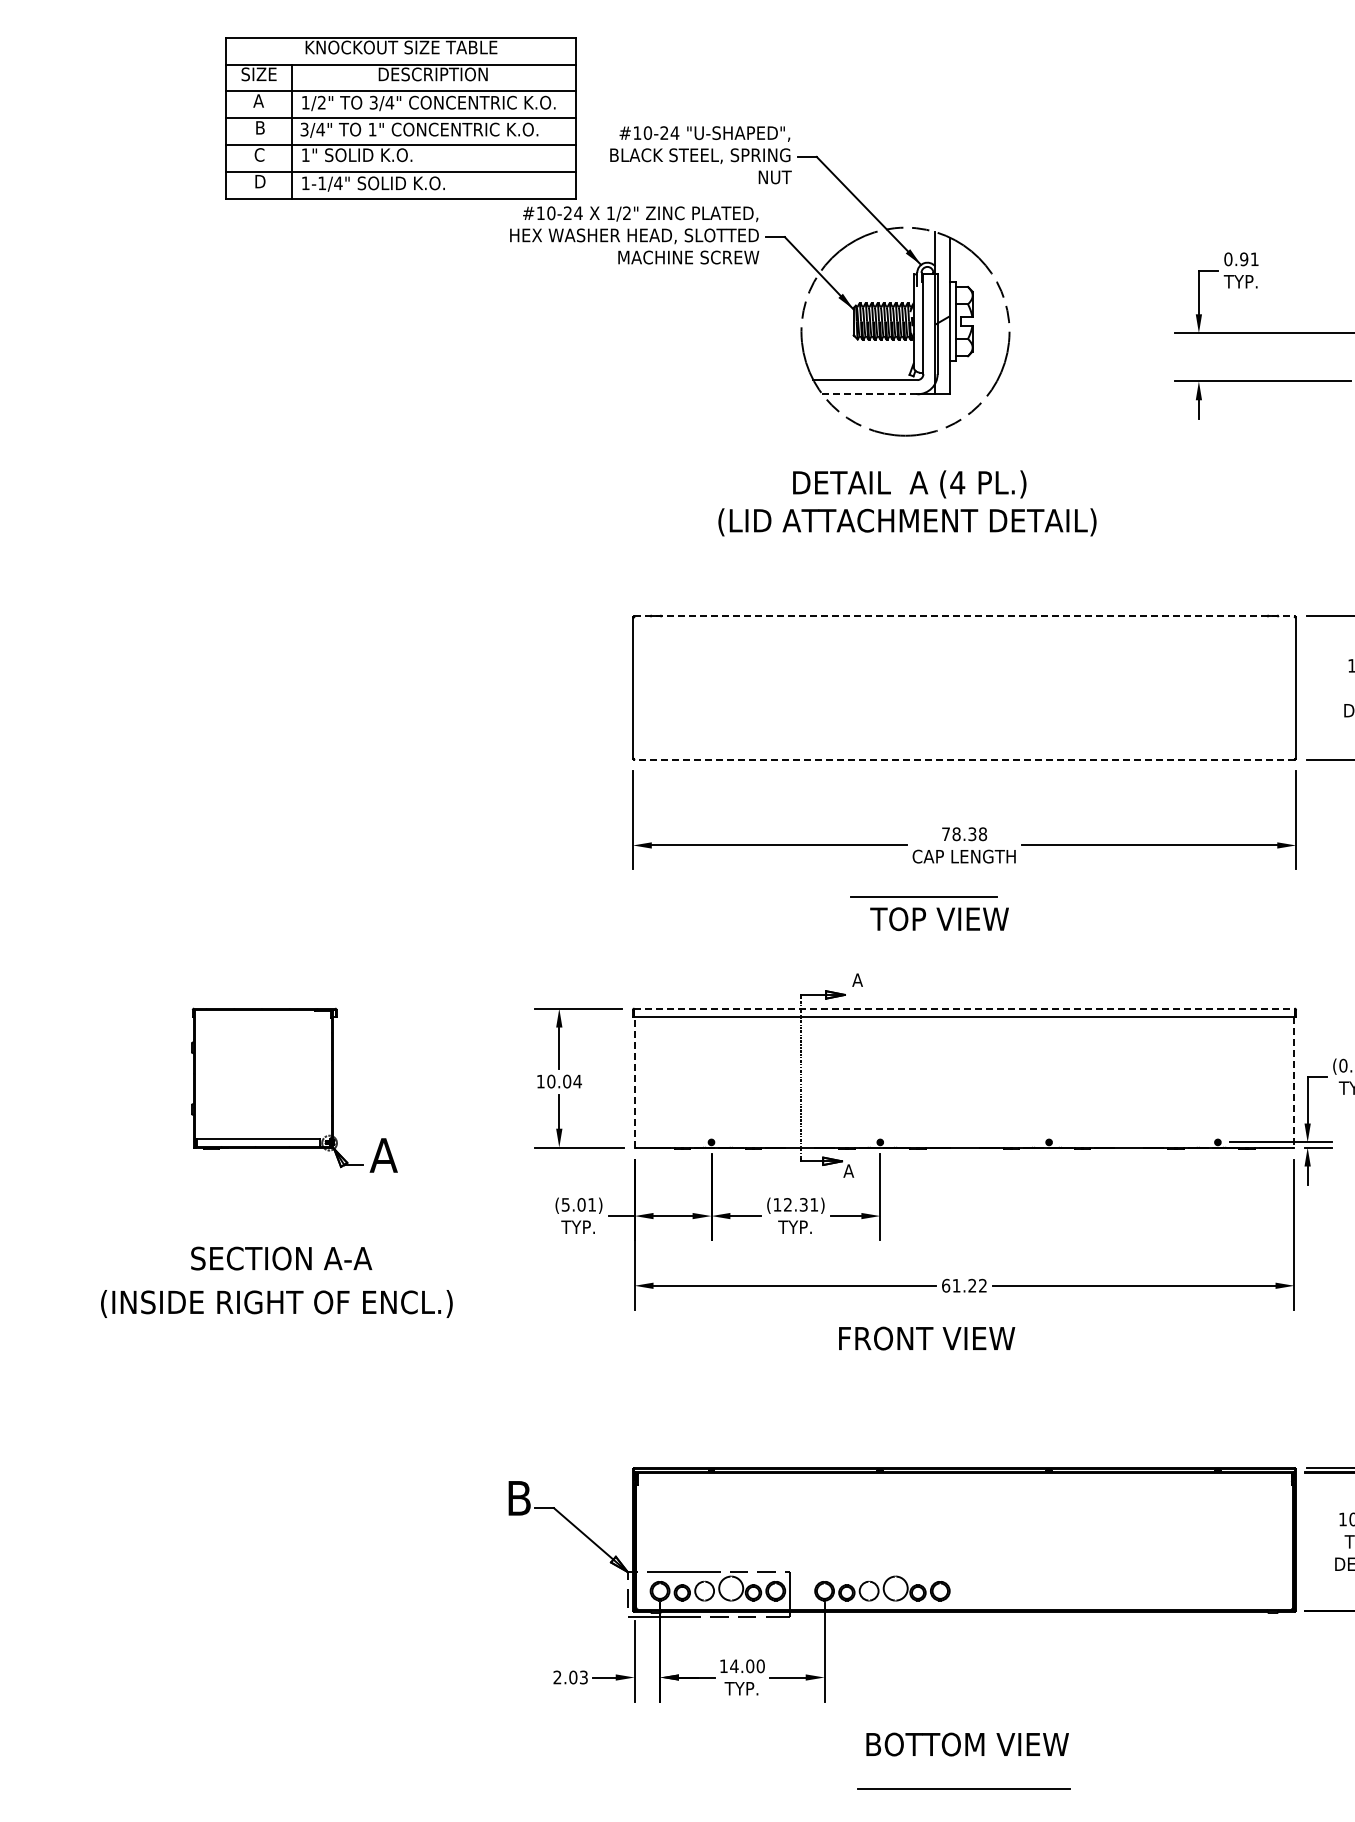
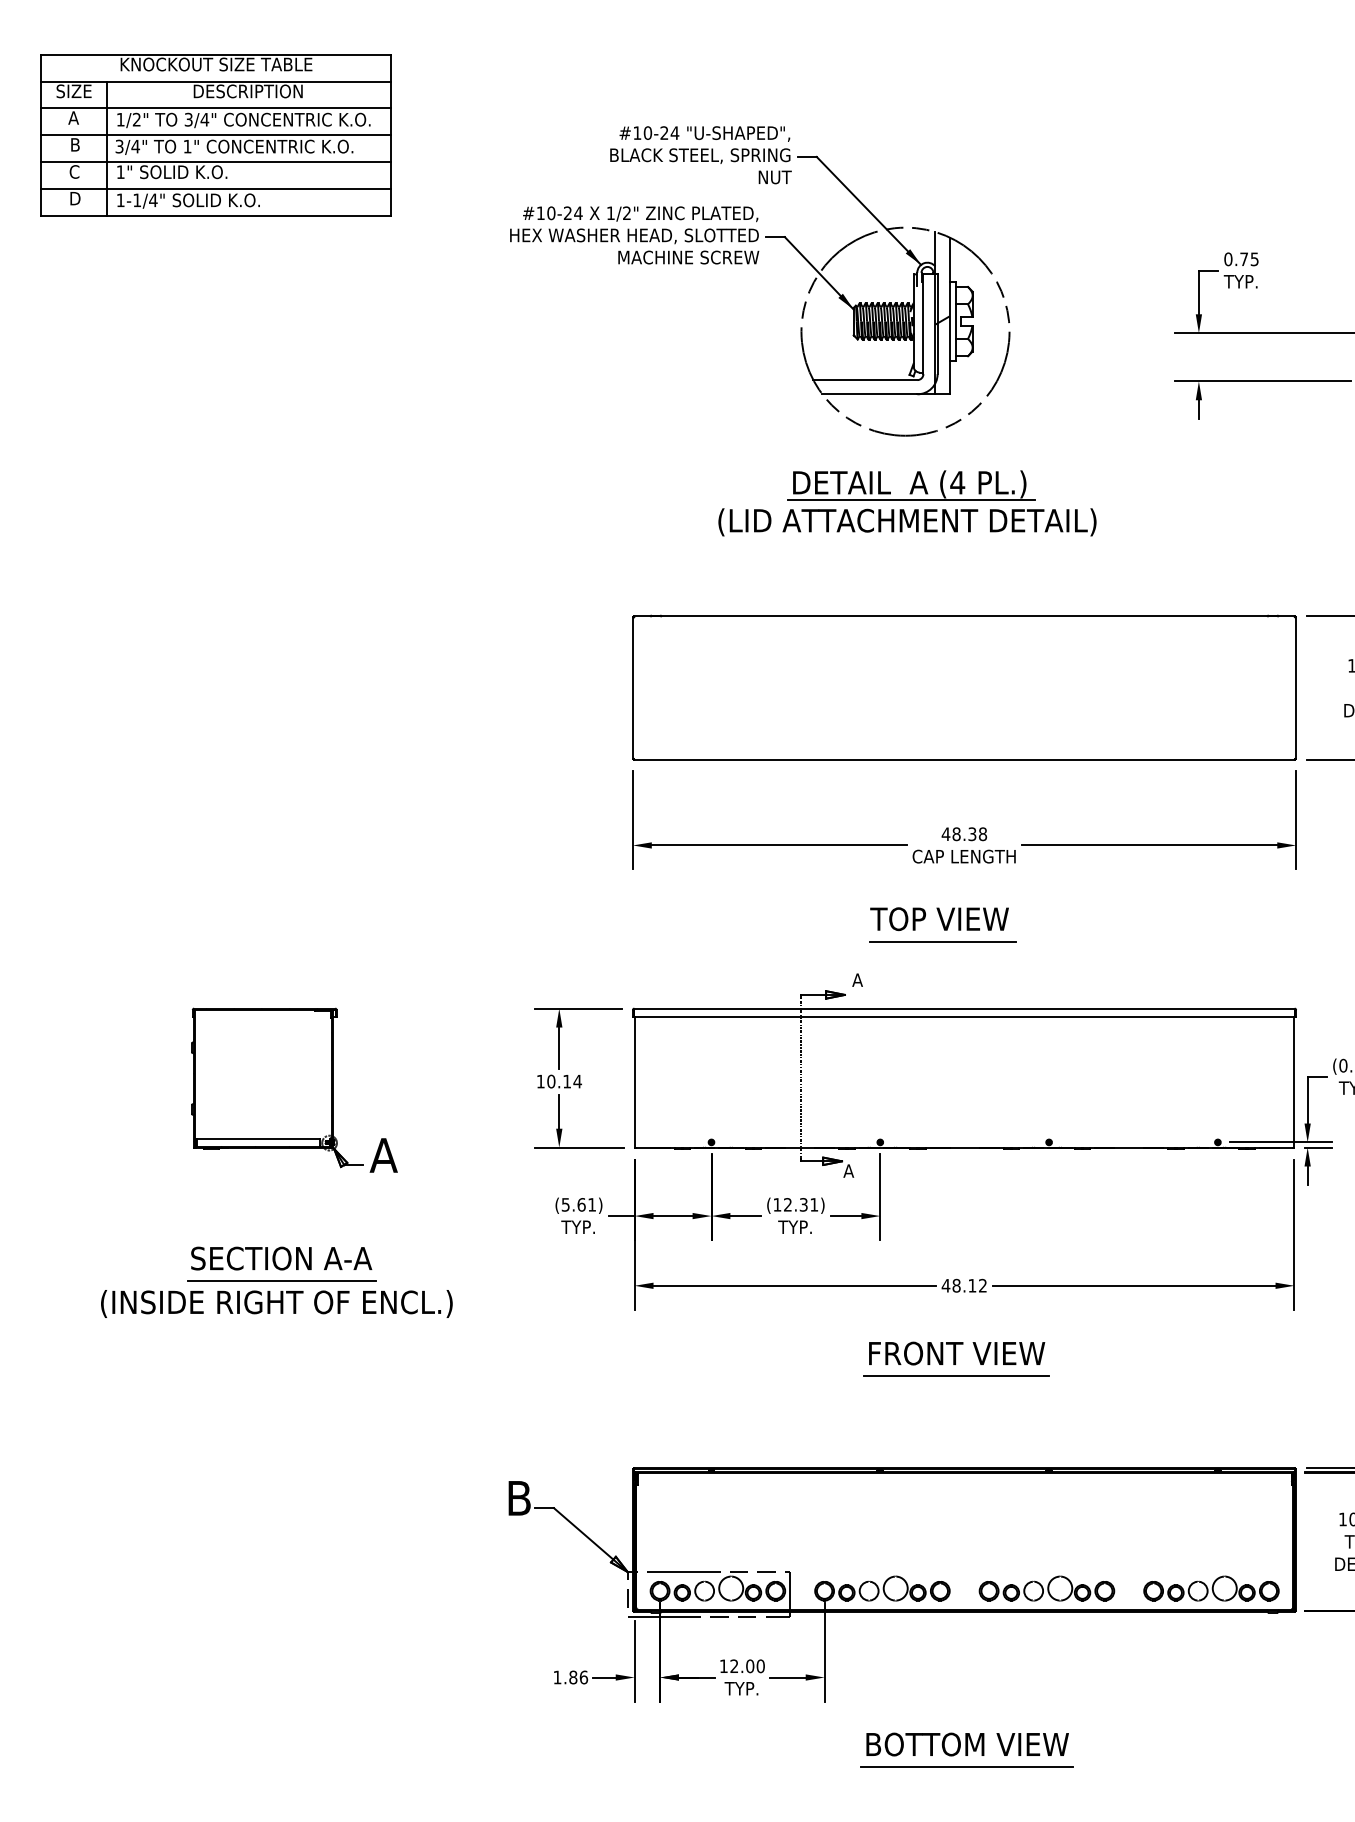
part position: (400, 118) -> (215, 135) (215, 135)
text: 0.91 -> 0.75 (1249, 259)
line: dashed -> solid (869, 394)
line: none -> present (911, 499)
line: dashed -> solid (965, 616)
line: dashed -> solid (964, 760)
text: 78.38 -> 48.38 (945, 833)
line position: (923, 896) -> (942, 941) (942, 941)
line: dashed -> solid (965, 1008)
text: 10.04 -> 10.14 (567, 1081)
line: dashed -> solid (634, 1081)
line: dashed -> solid (1294, 1082)
text: (5.01) -> (5.61) (581, 1204)
line: none -> present (281, 1280)
text: 61.22 -> 48.12 (958, 1285)
text position: (927, 1338) -> (957, 1353) (957, 1353)
line: none -> present (956, 1376)
part: none -> present (1046, 1588)
part: none -> present (1211, 1588)
text: 14.00 -> 12.00 (734, 1665)
text: 2.03 -> 1.86 (570, 1677)
line position: (963, 1788) -> (966, 1766) (966, 1766)
